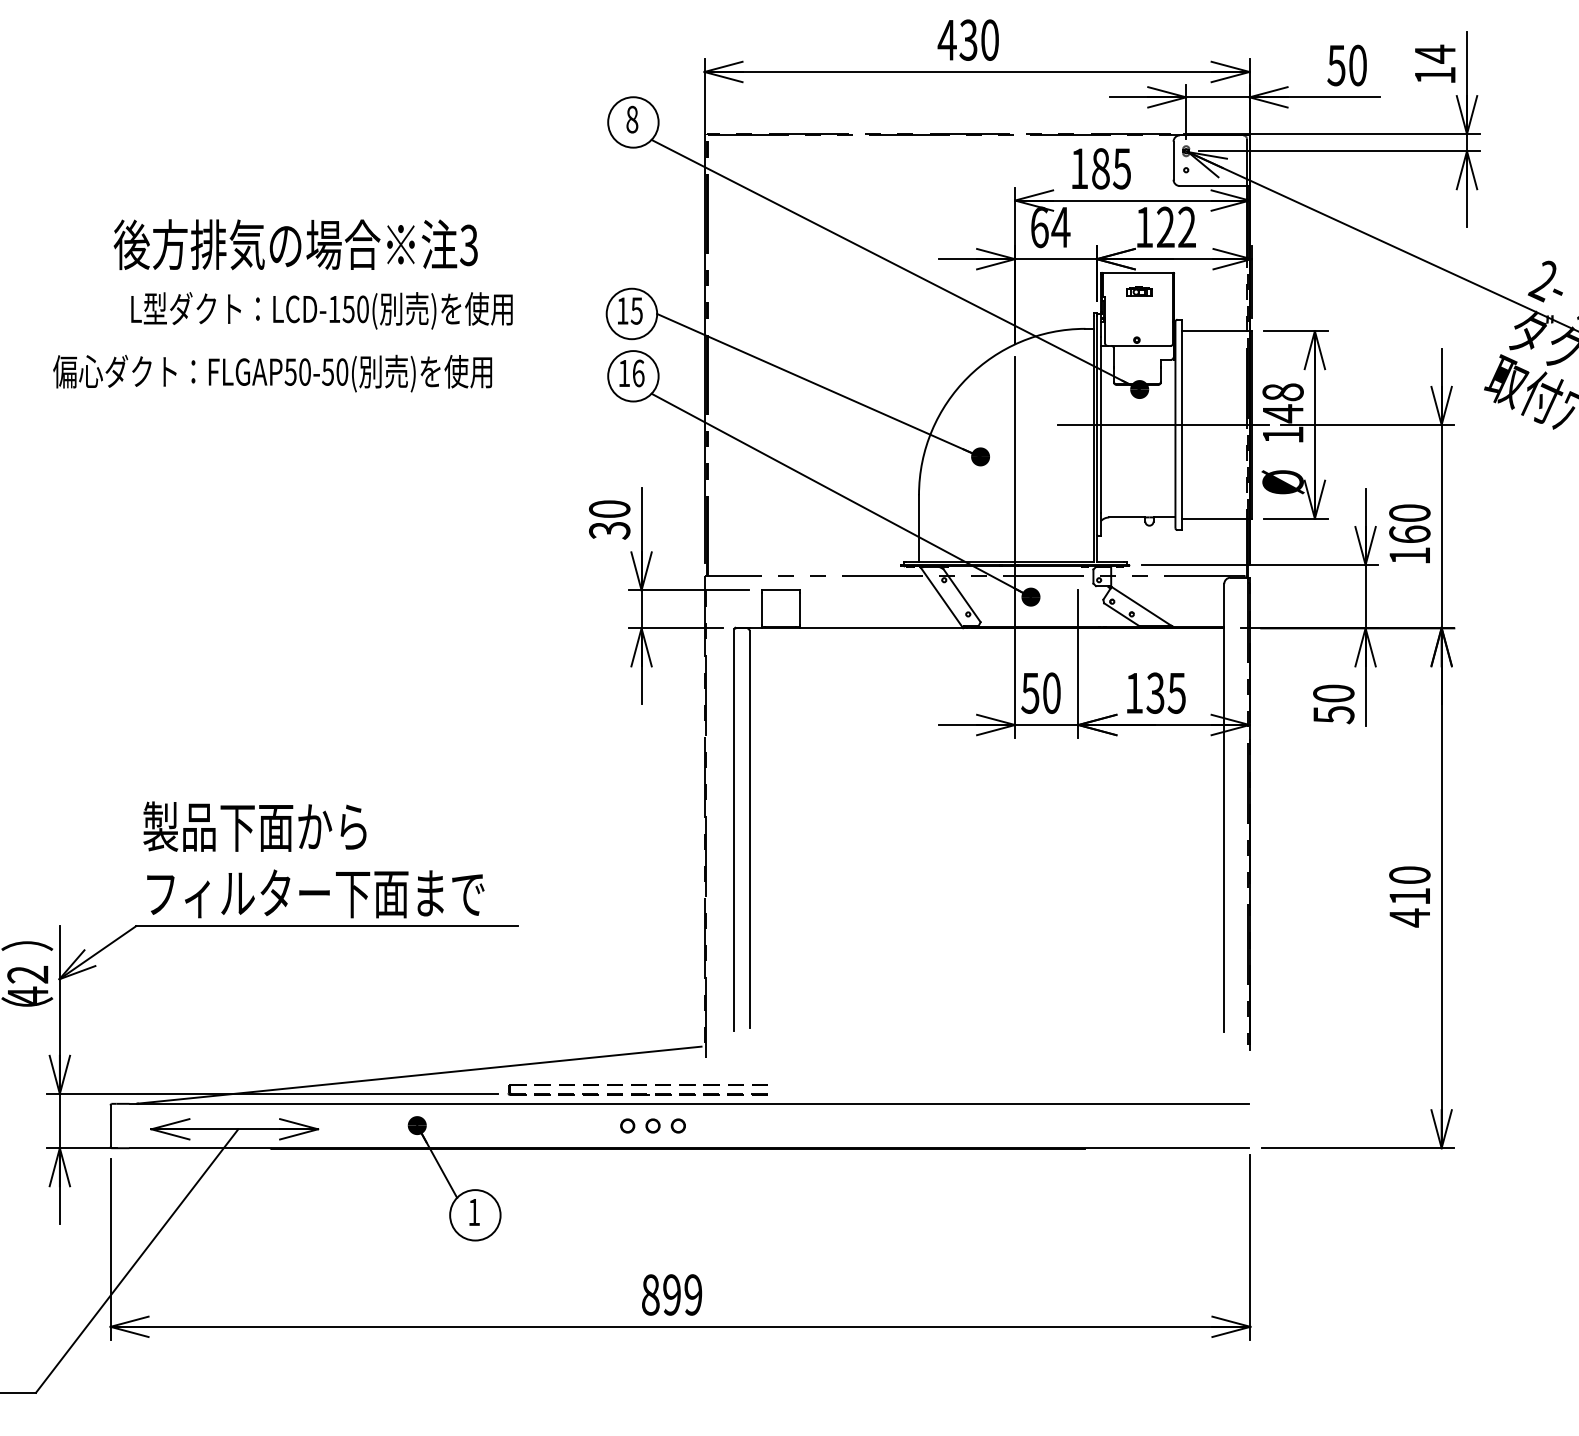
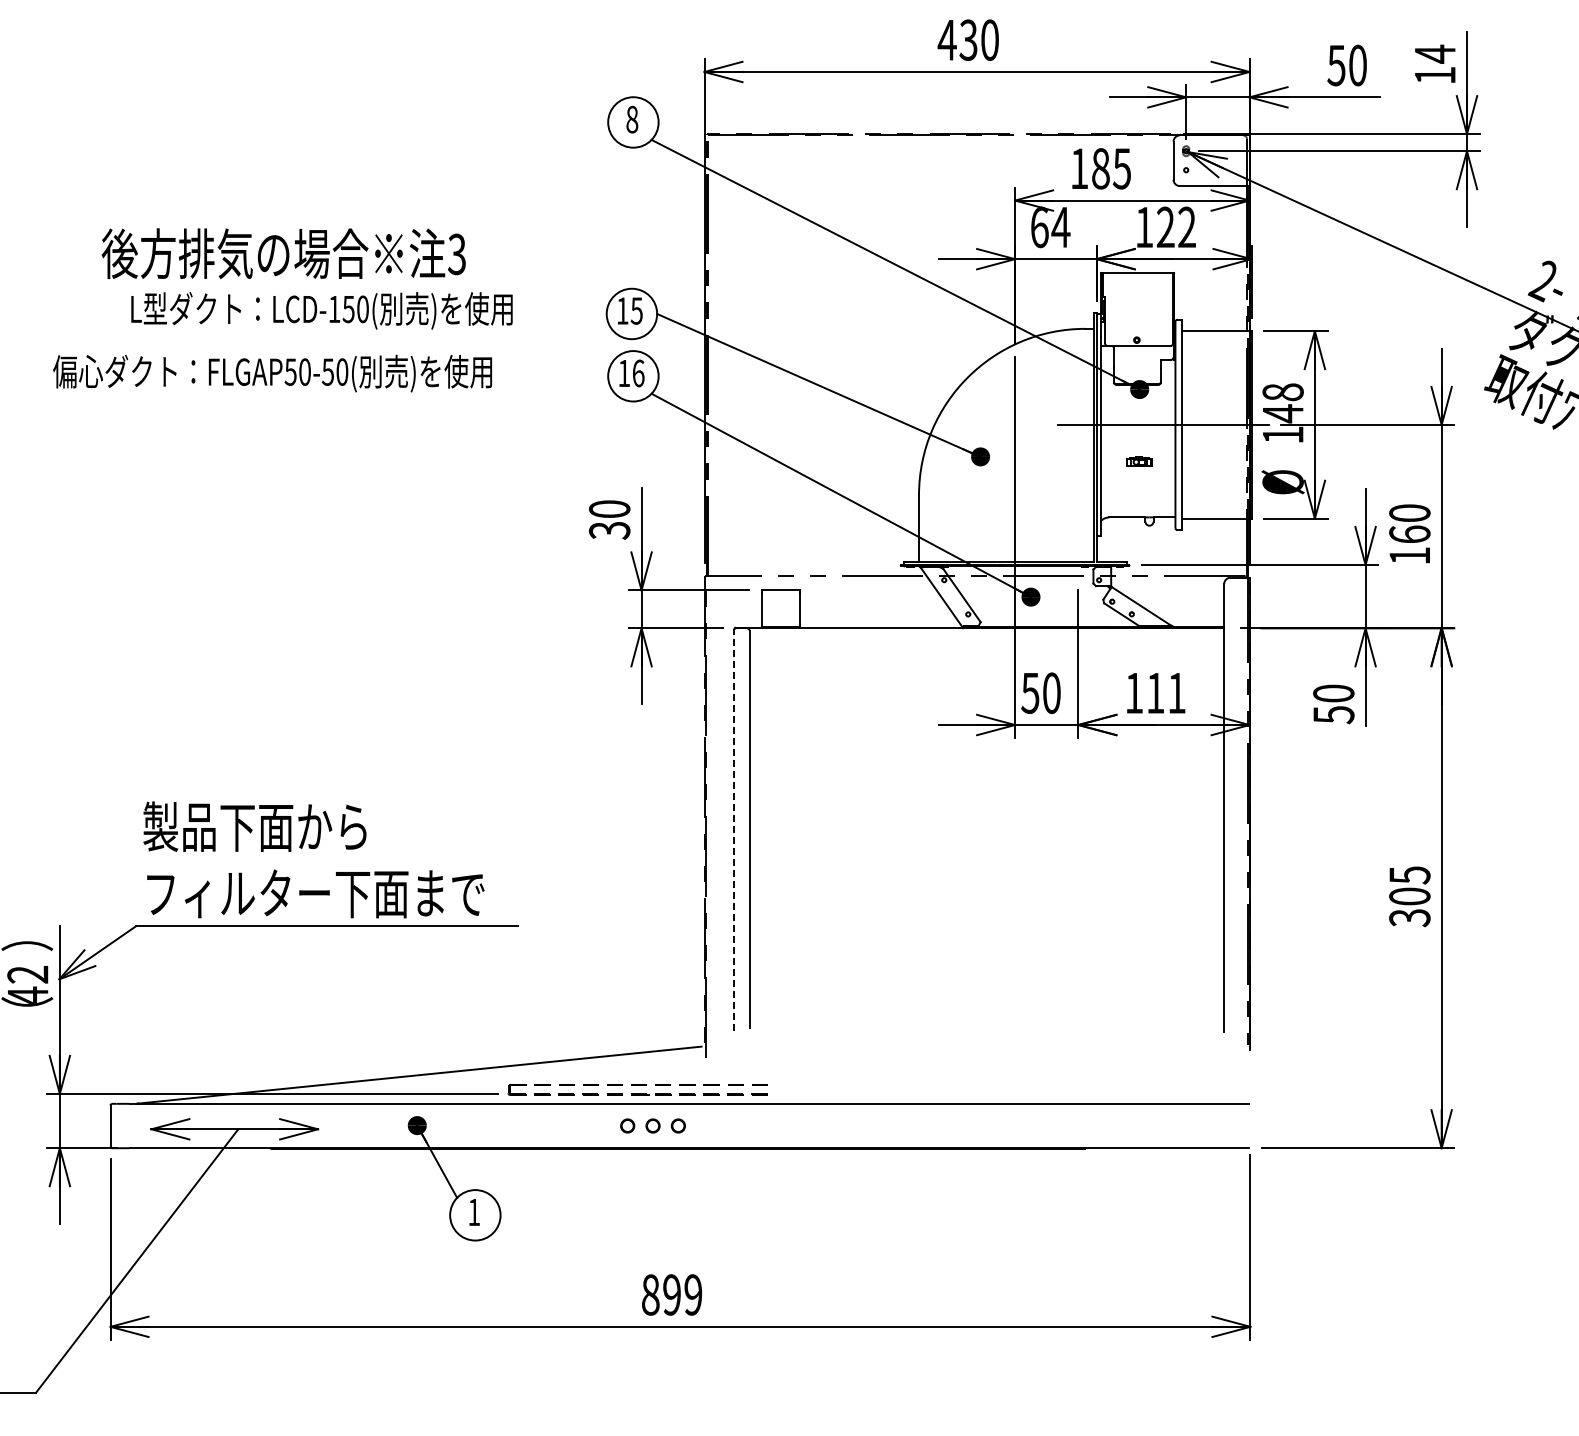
text position: (295, 244) -> (283, 253) (283, 253)
part position: (1139, 291) -> (1139, 461) (1139, 461)
text: 135 -> 111 (1165, 692)
line: solid -> dashed (734, 830)
text: 410 -> 305 (1409, 896)
